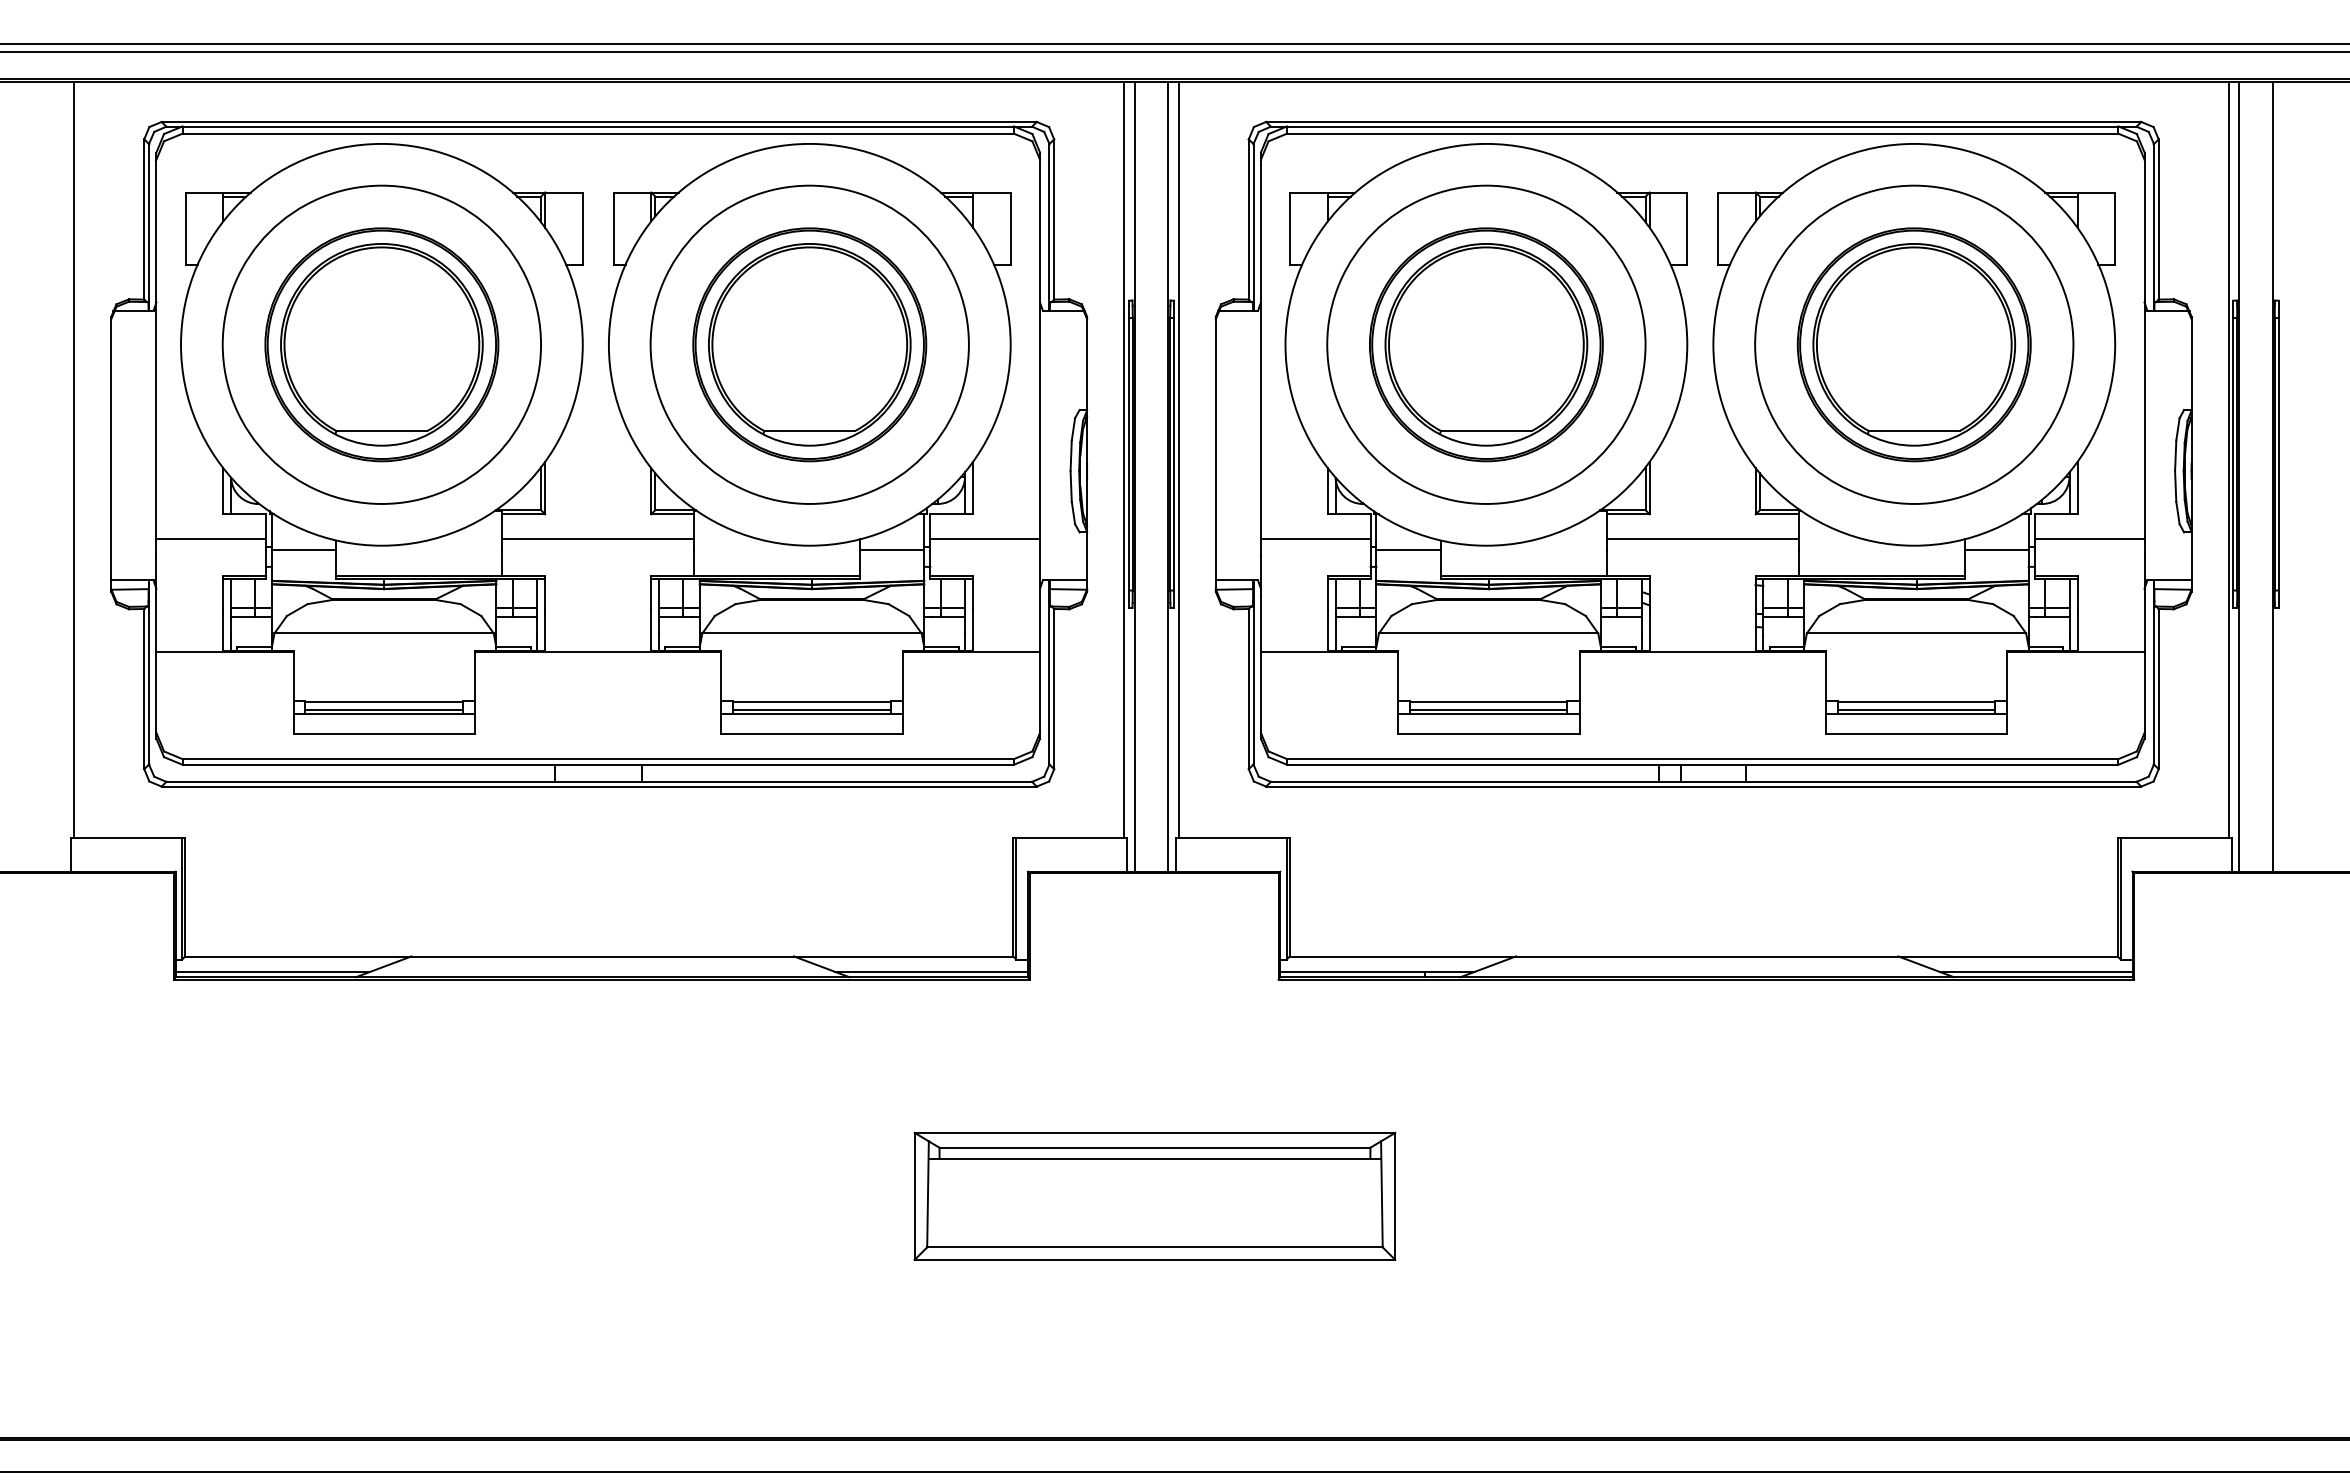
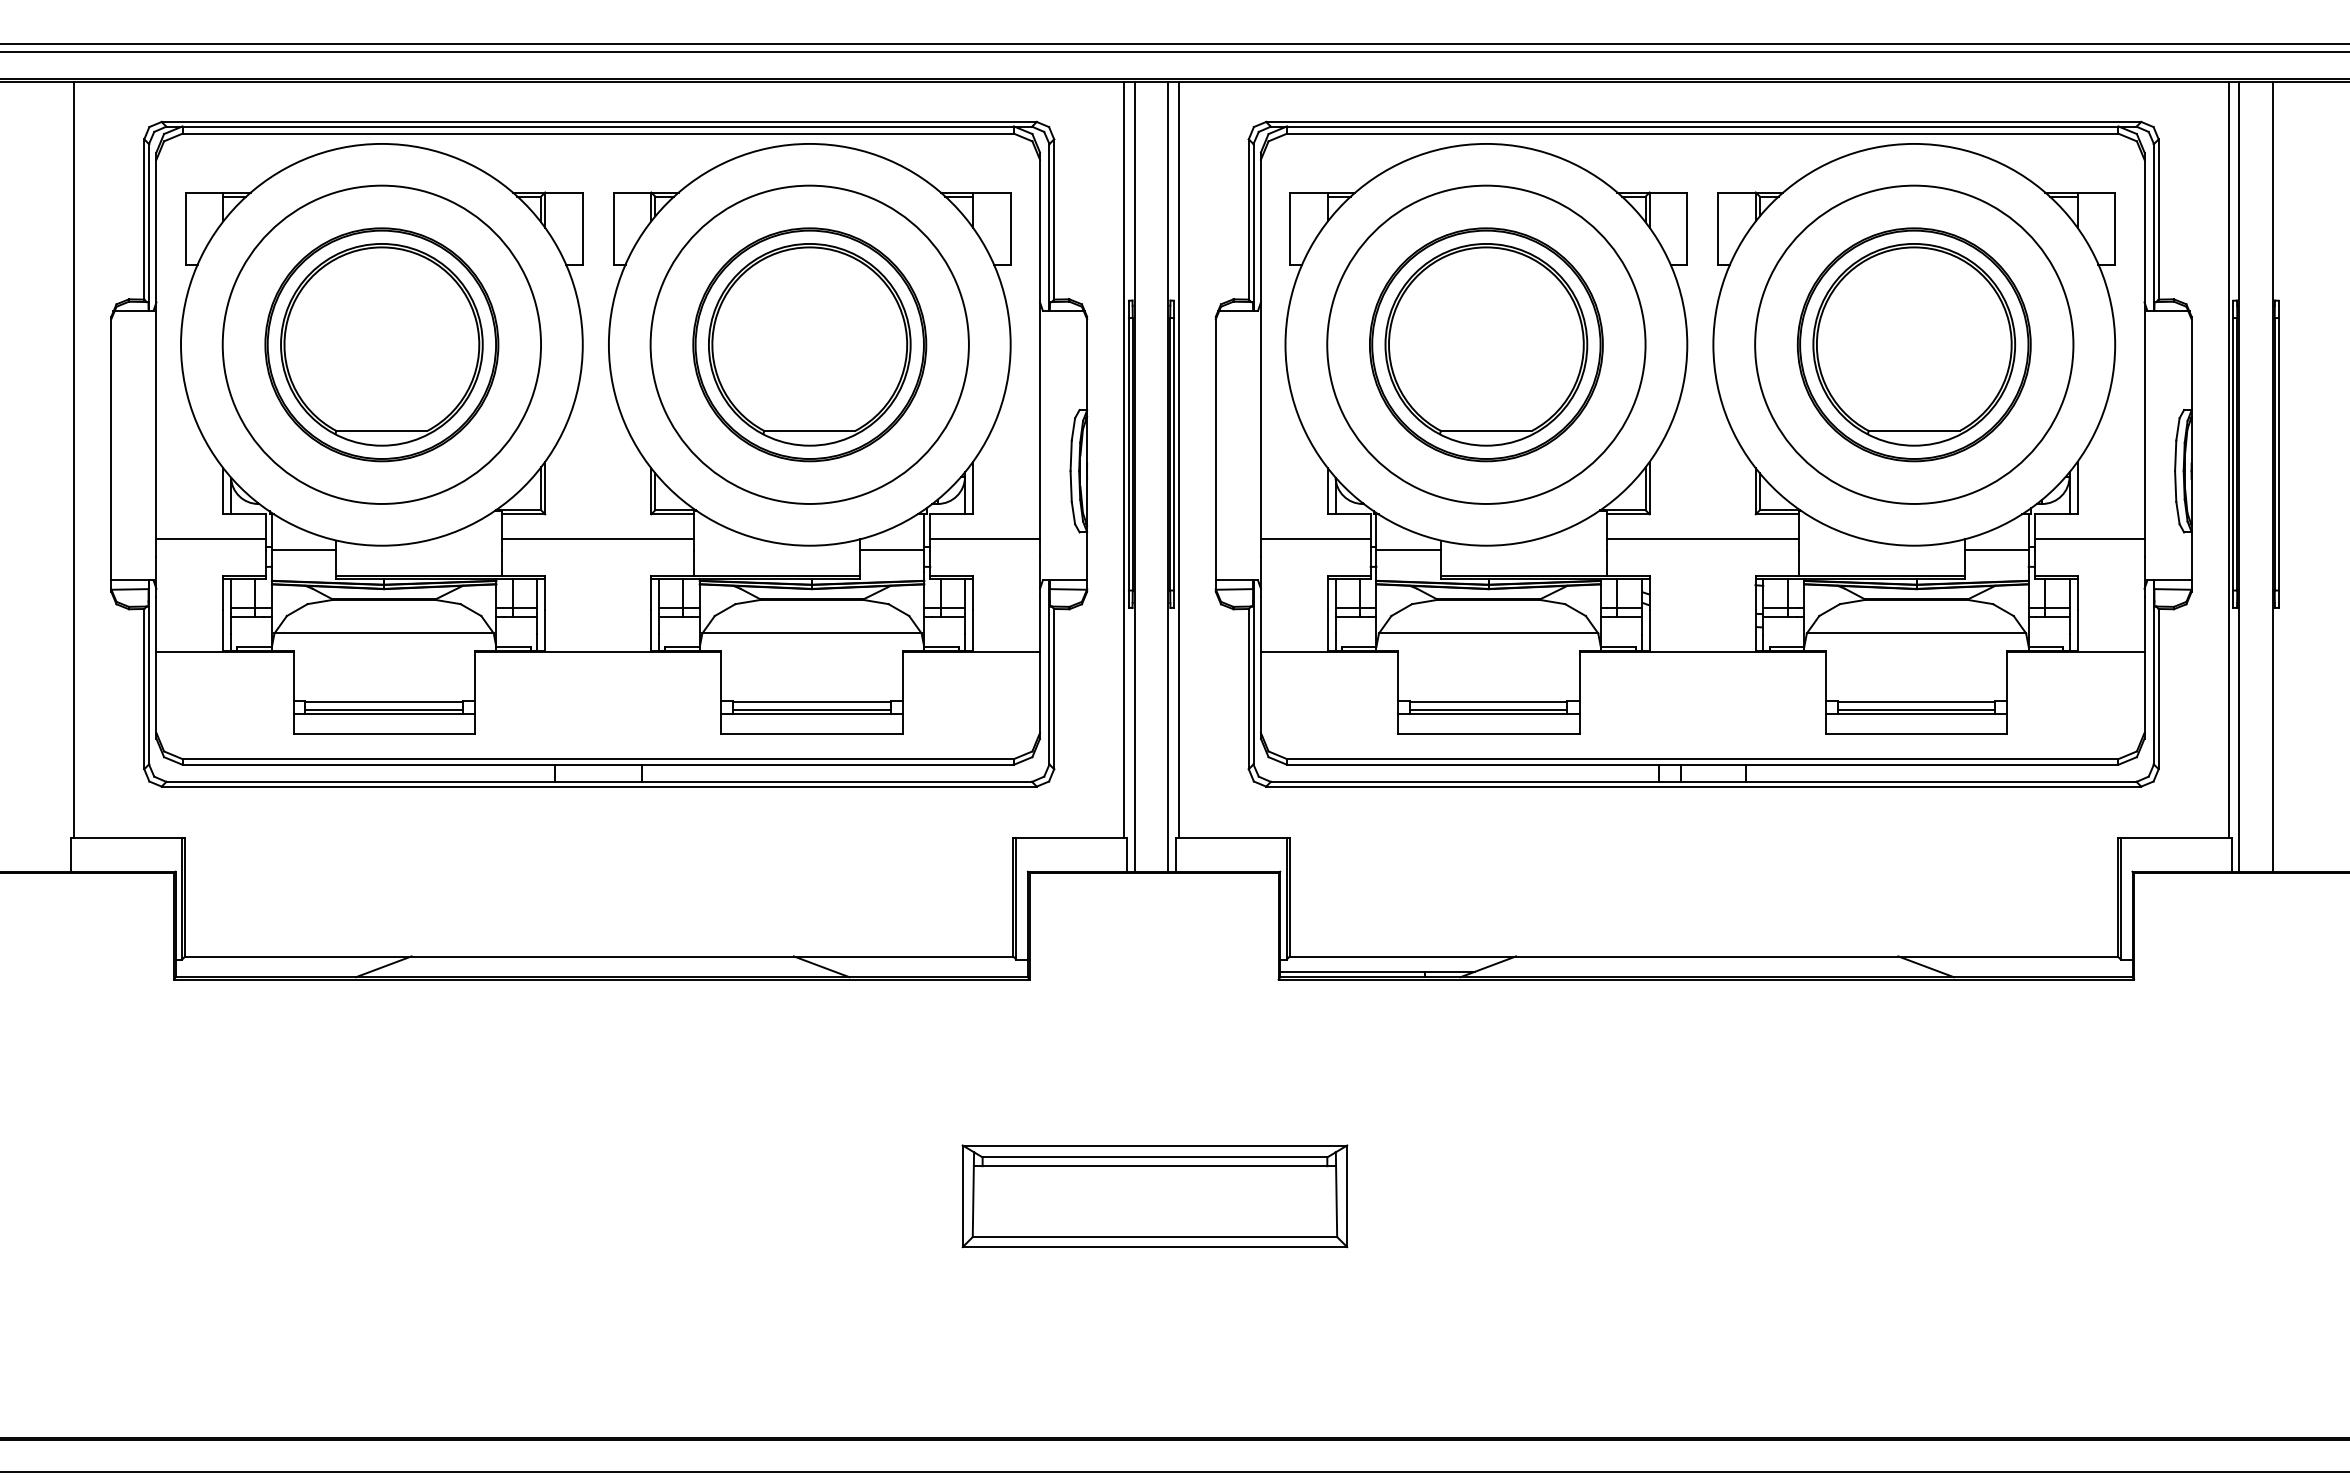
line: present -> none (272, 971)
line: present -> none (931, 971)
line: present -> none (2035, 971)
part size: 484x130 px -> 388x105 px (1154, 1196)
